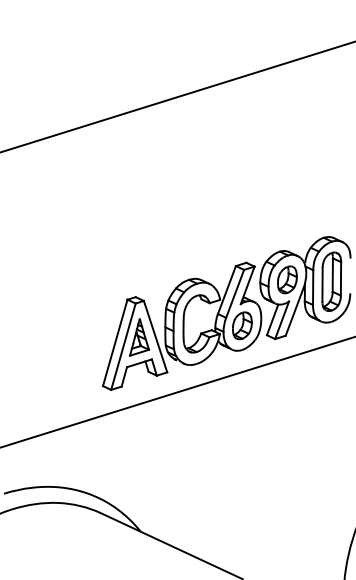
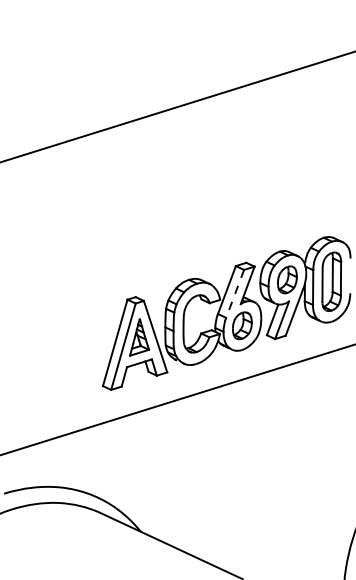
line position: (177, 96) -> (177, 106) (177, 106)
line: solid -> dashed (235, 293)
line position: (177, 392) -> (177, 399) (177, 399)
